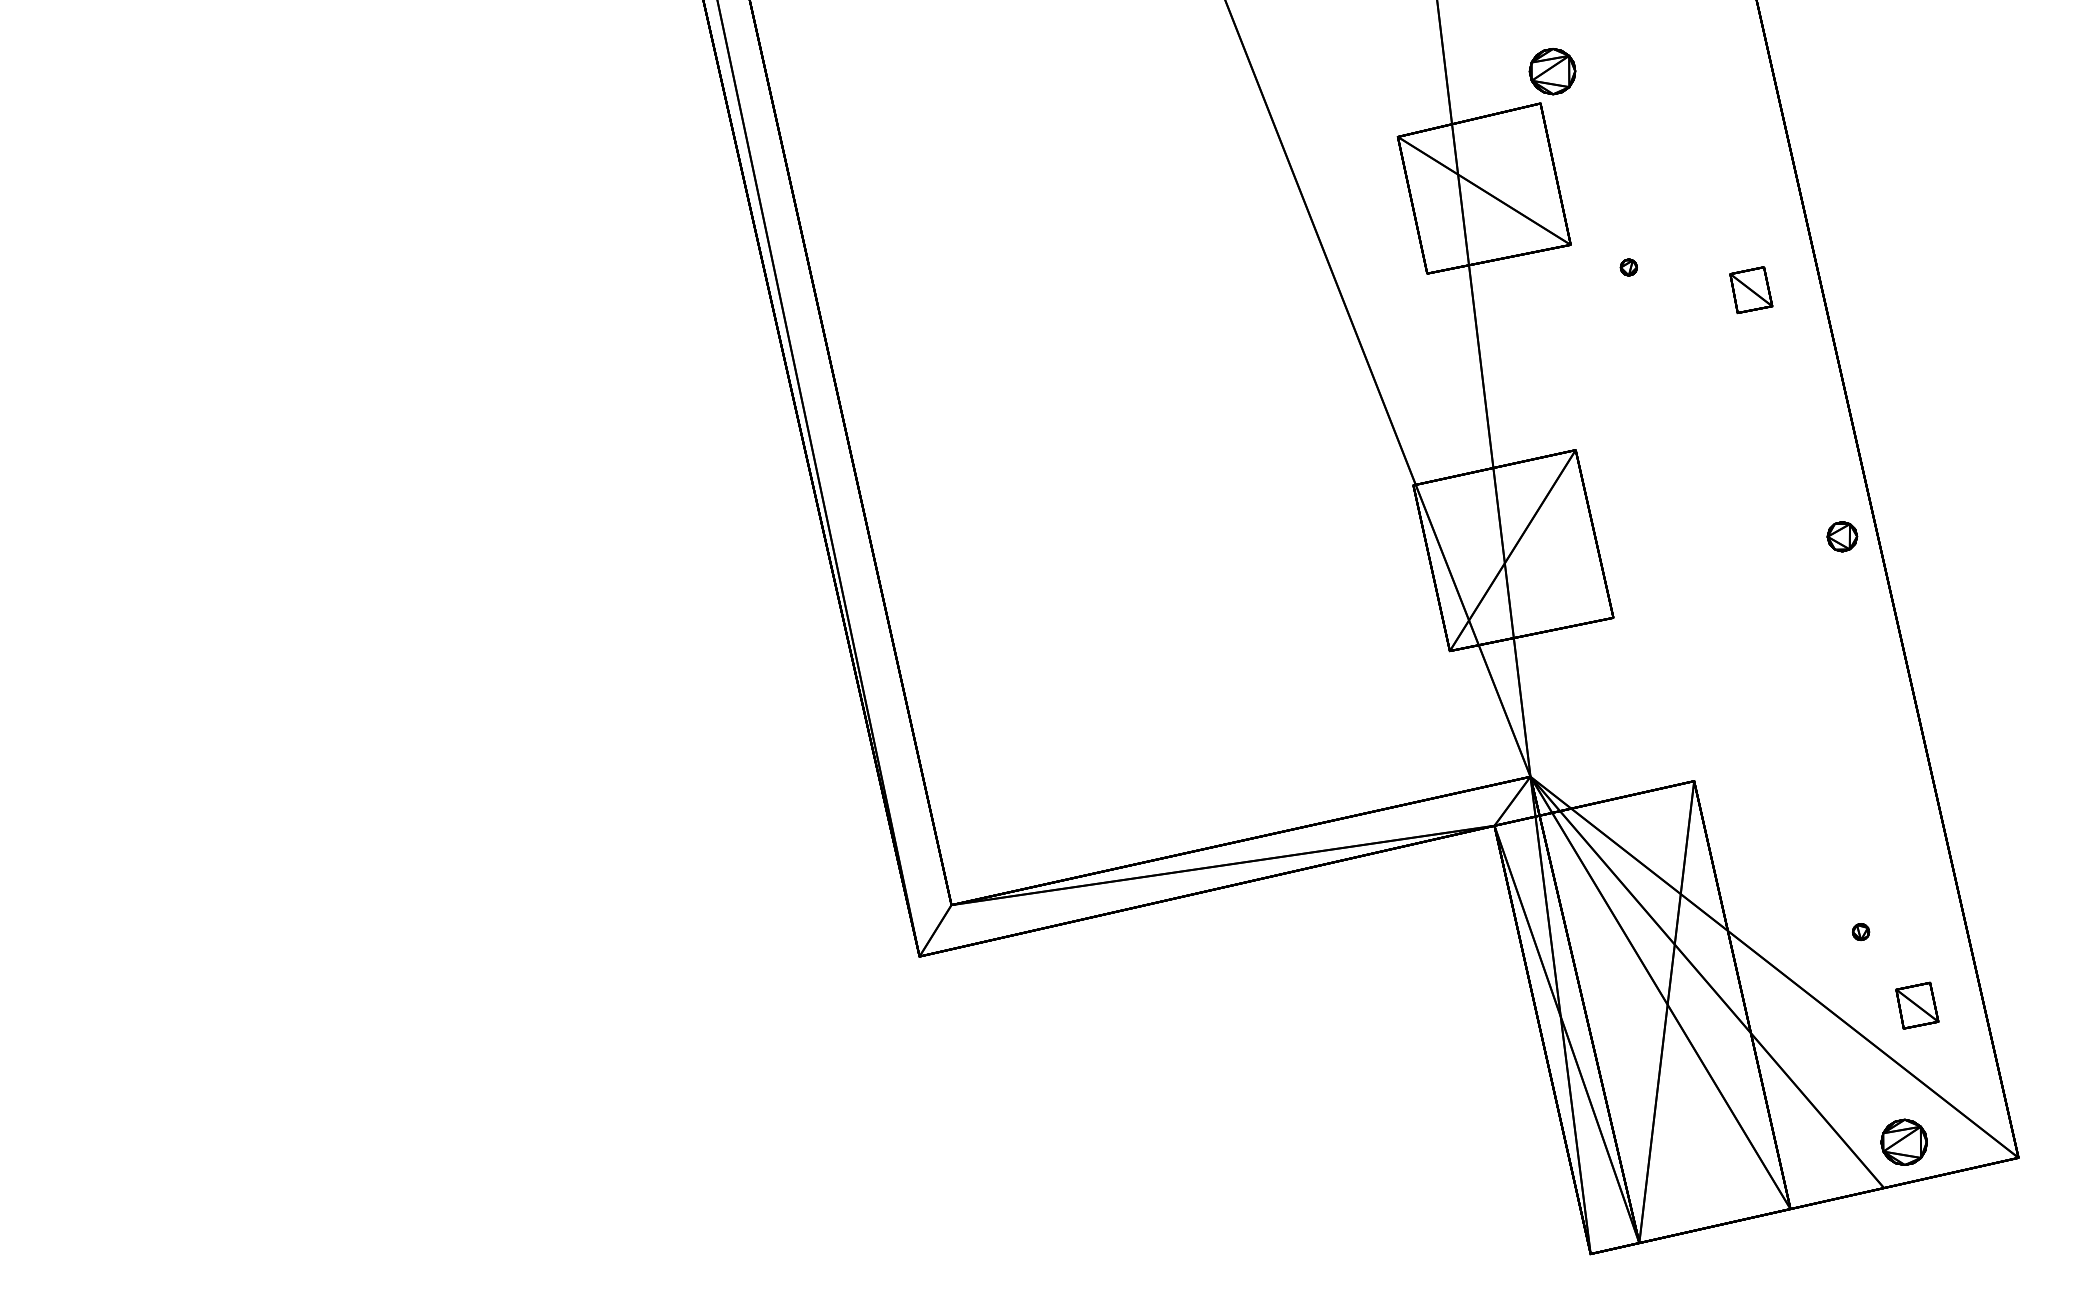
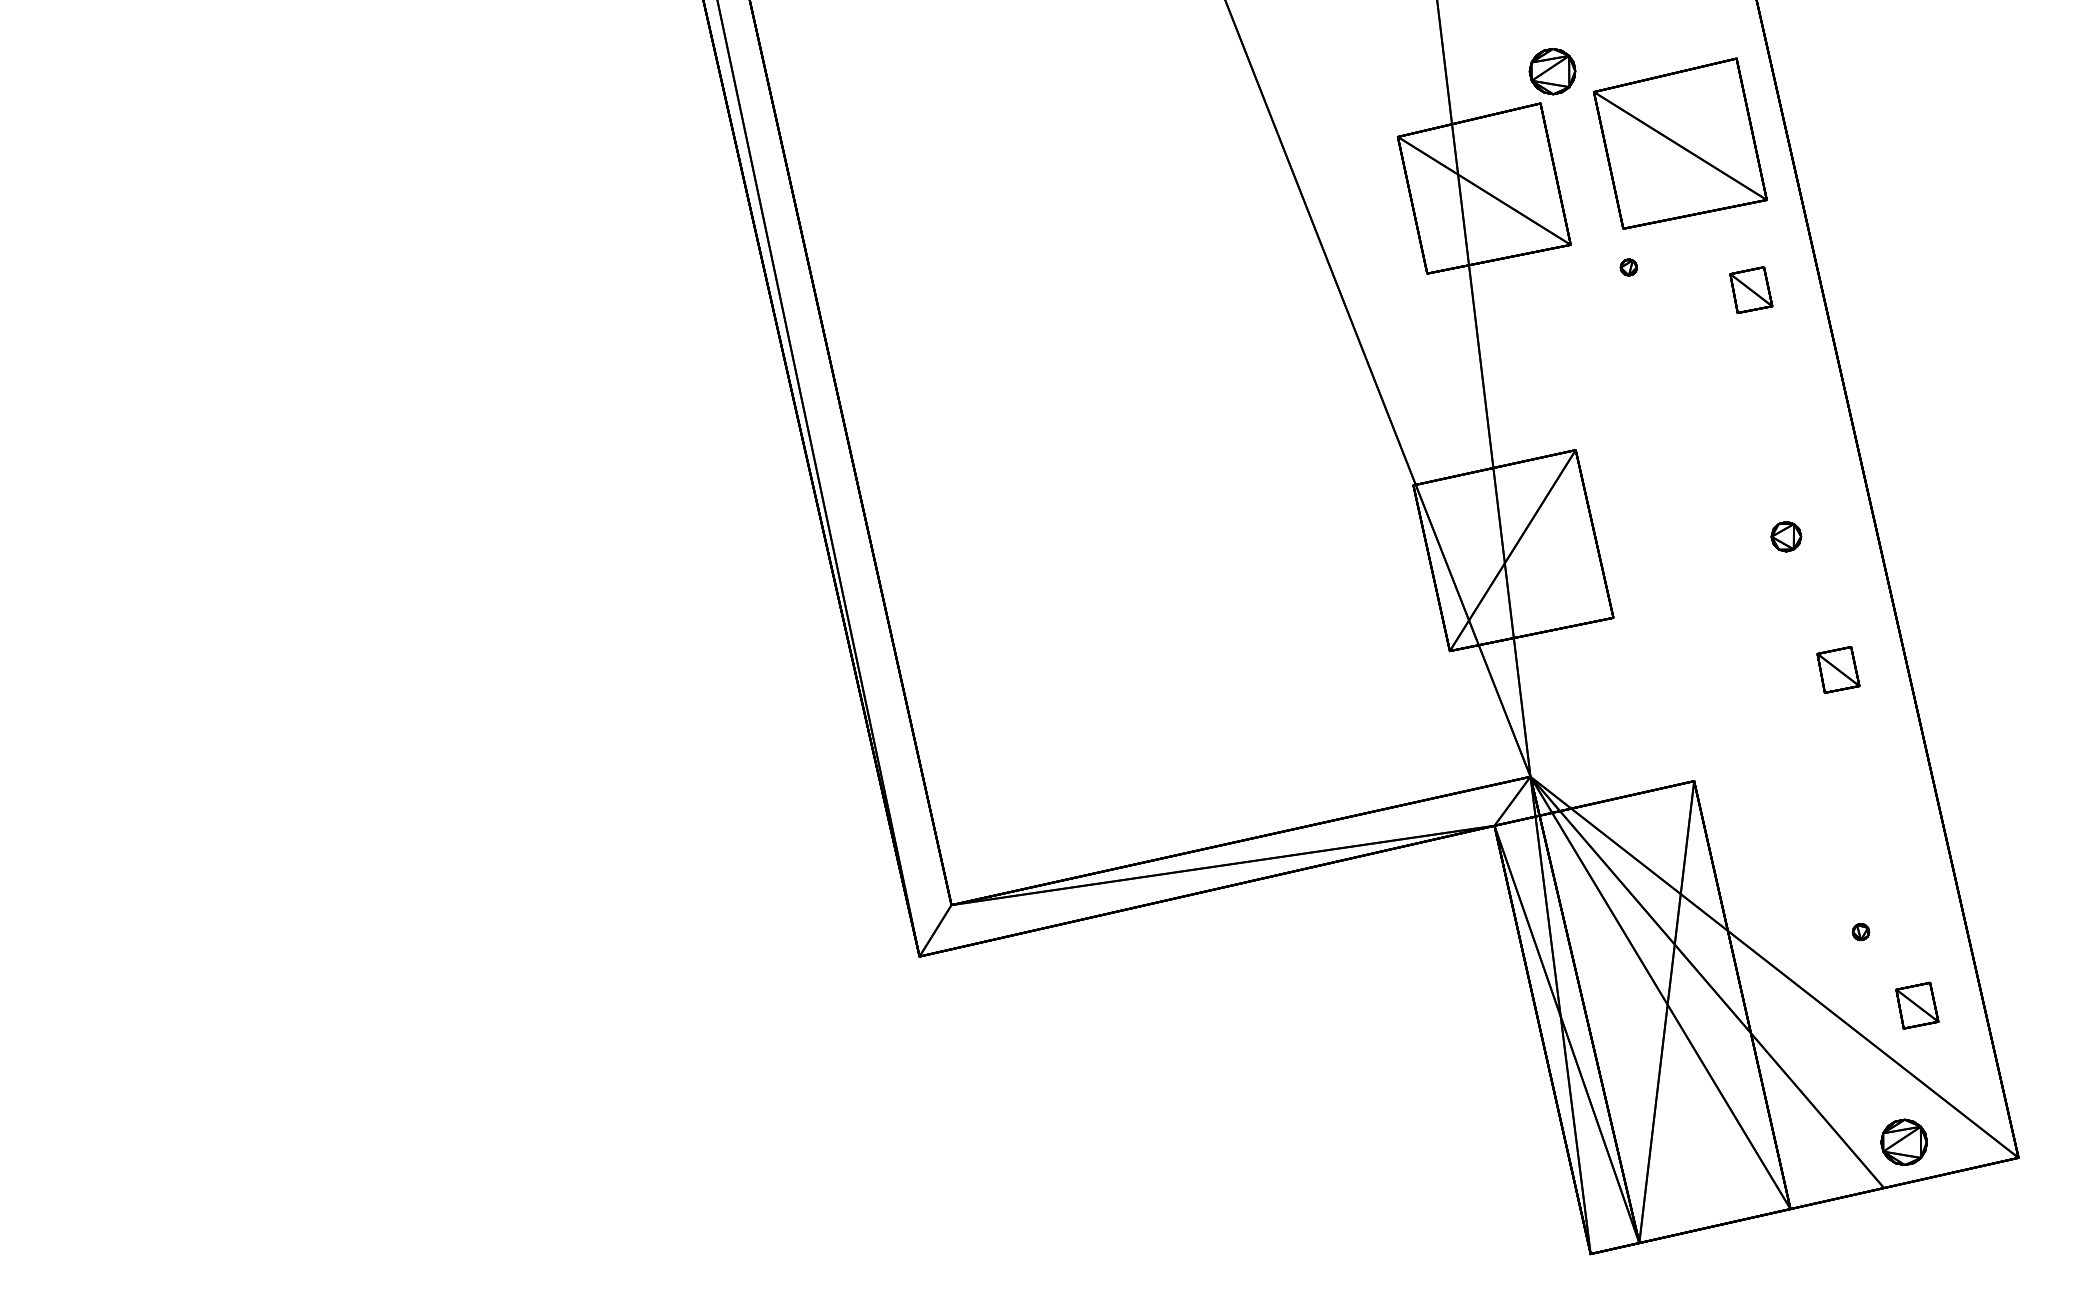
part: none -> present (1679, 143)
part position: (1842, 536) -> (1786, 536) (1786, 536)
part: none -> present (1838, 669)
